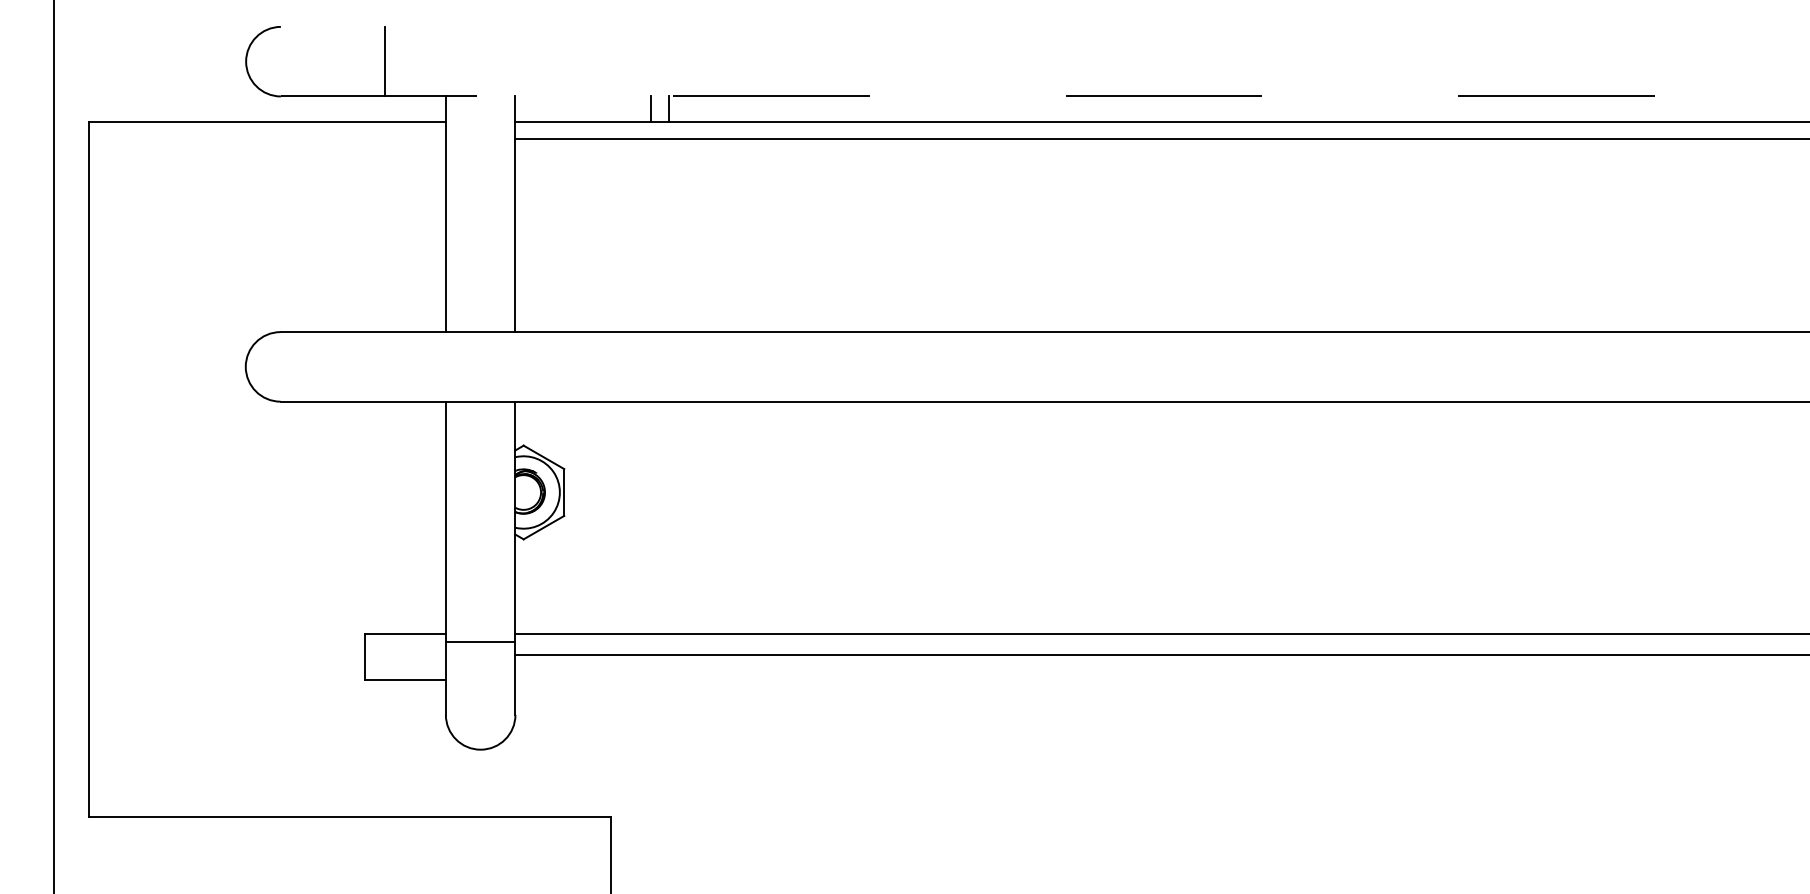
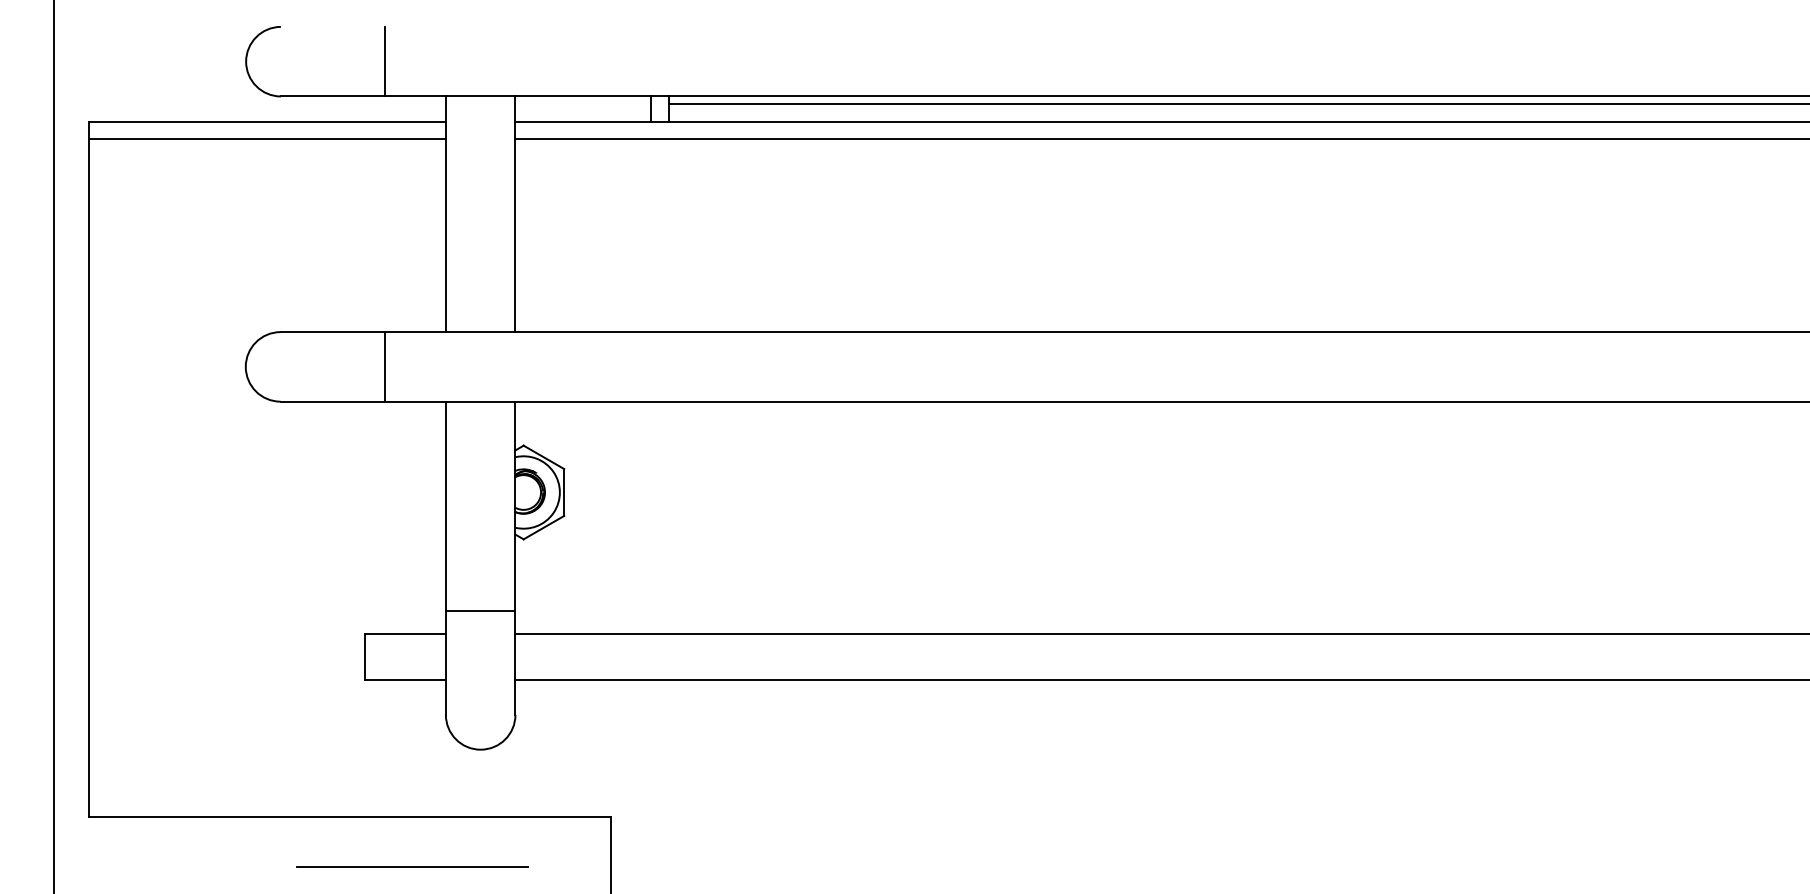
line: dashed -> solid (1045, 96)
line: none -> present (1237, 104)
line: none -> present (267, 139)
line: none -> present (384, 366)
line position: (480, 641) -> (480, 610) (480, 610)
line position: (1160, 655) -> (1160, 680) (1160, 680)
line: none -> present (412, 866)
